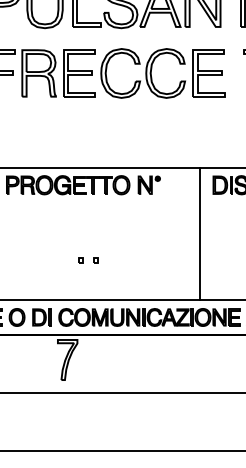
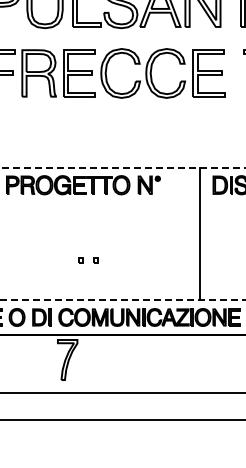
line: solid -> dashed (123, 168)
line: solid -> dashed (123, 299)
line position: (122, 450) -> (122, 419) (122, 419)
